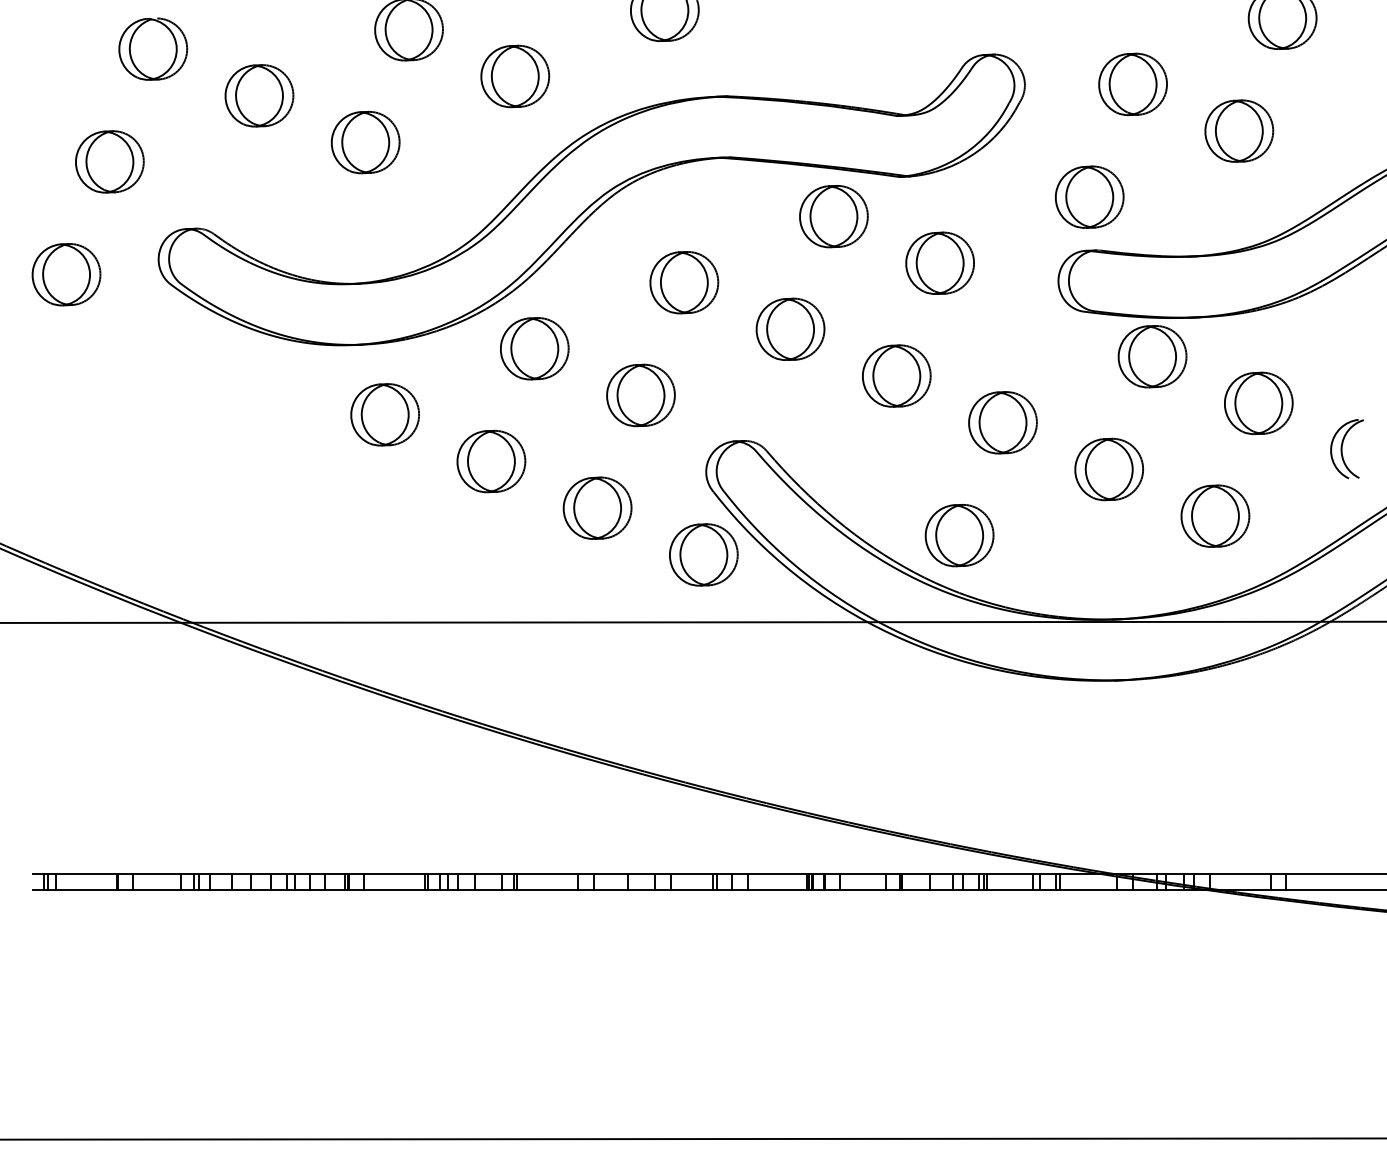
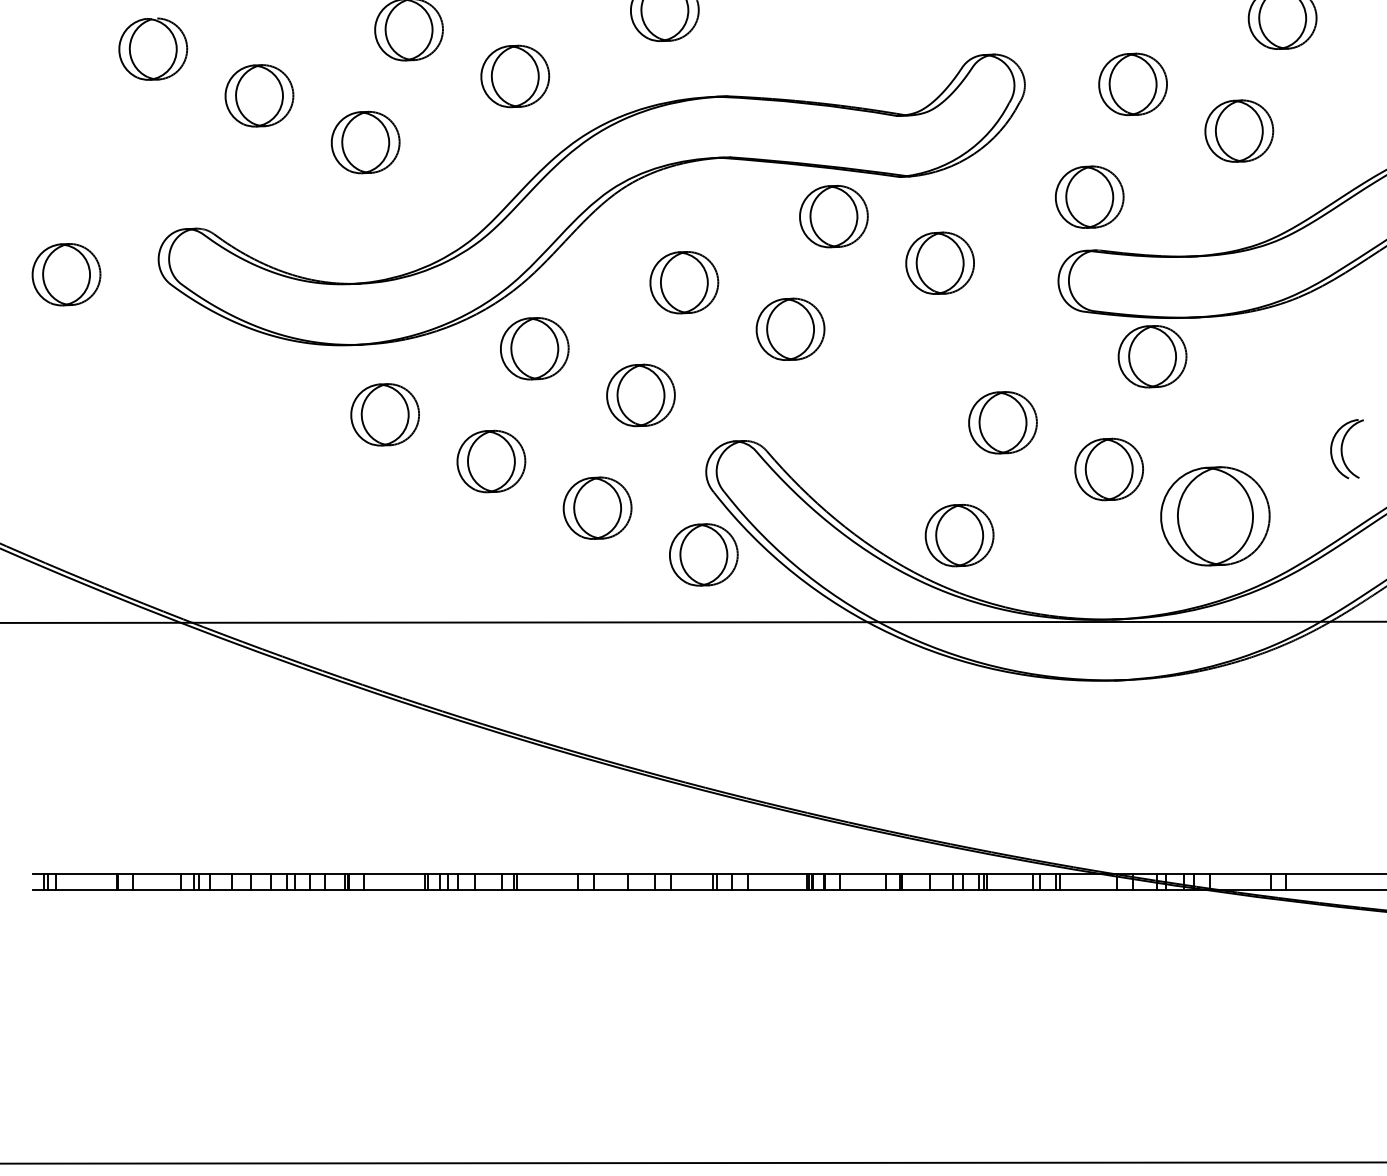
part: present -> none (109, 161)
part: present -> none (896, 375)
part: present -> none (1258, 402)
part size: 71x64 px -> 111x101 px (1215, 516)
line position: (692, 1138) -> (692, 1162) (692, 1162)
